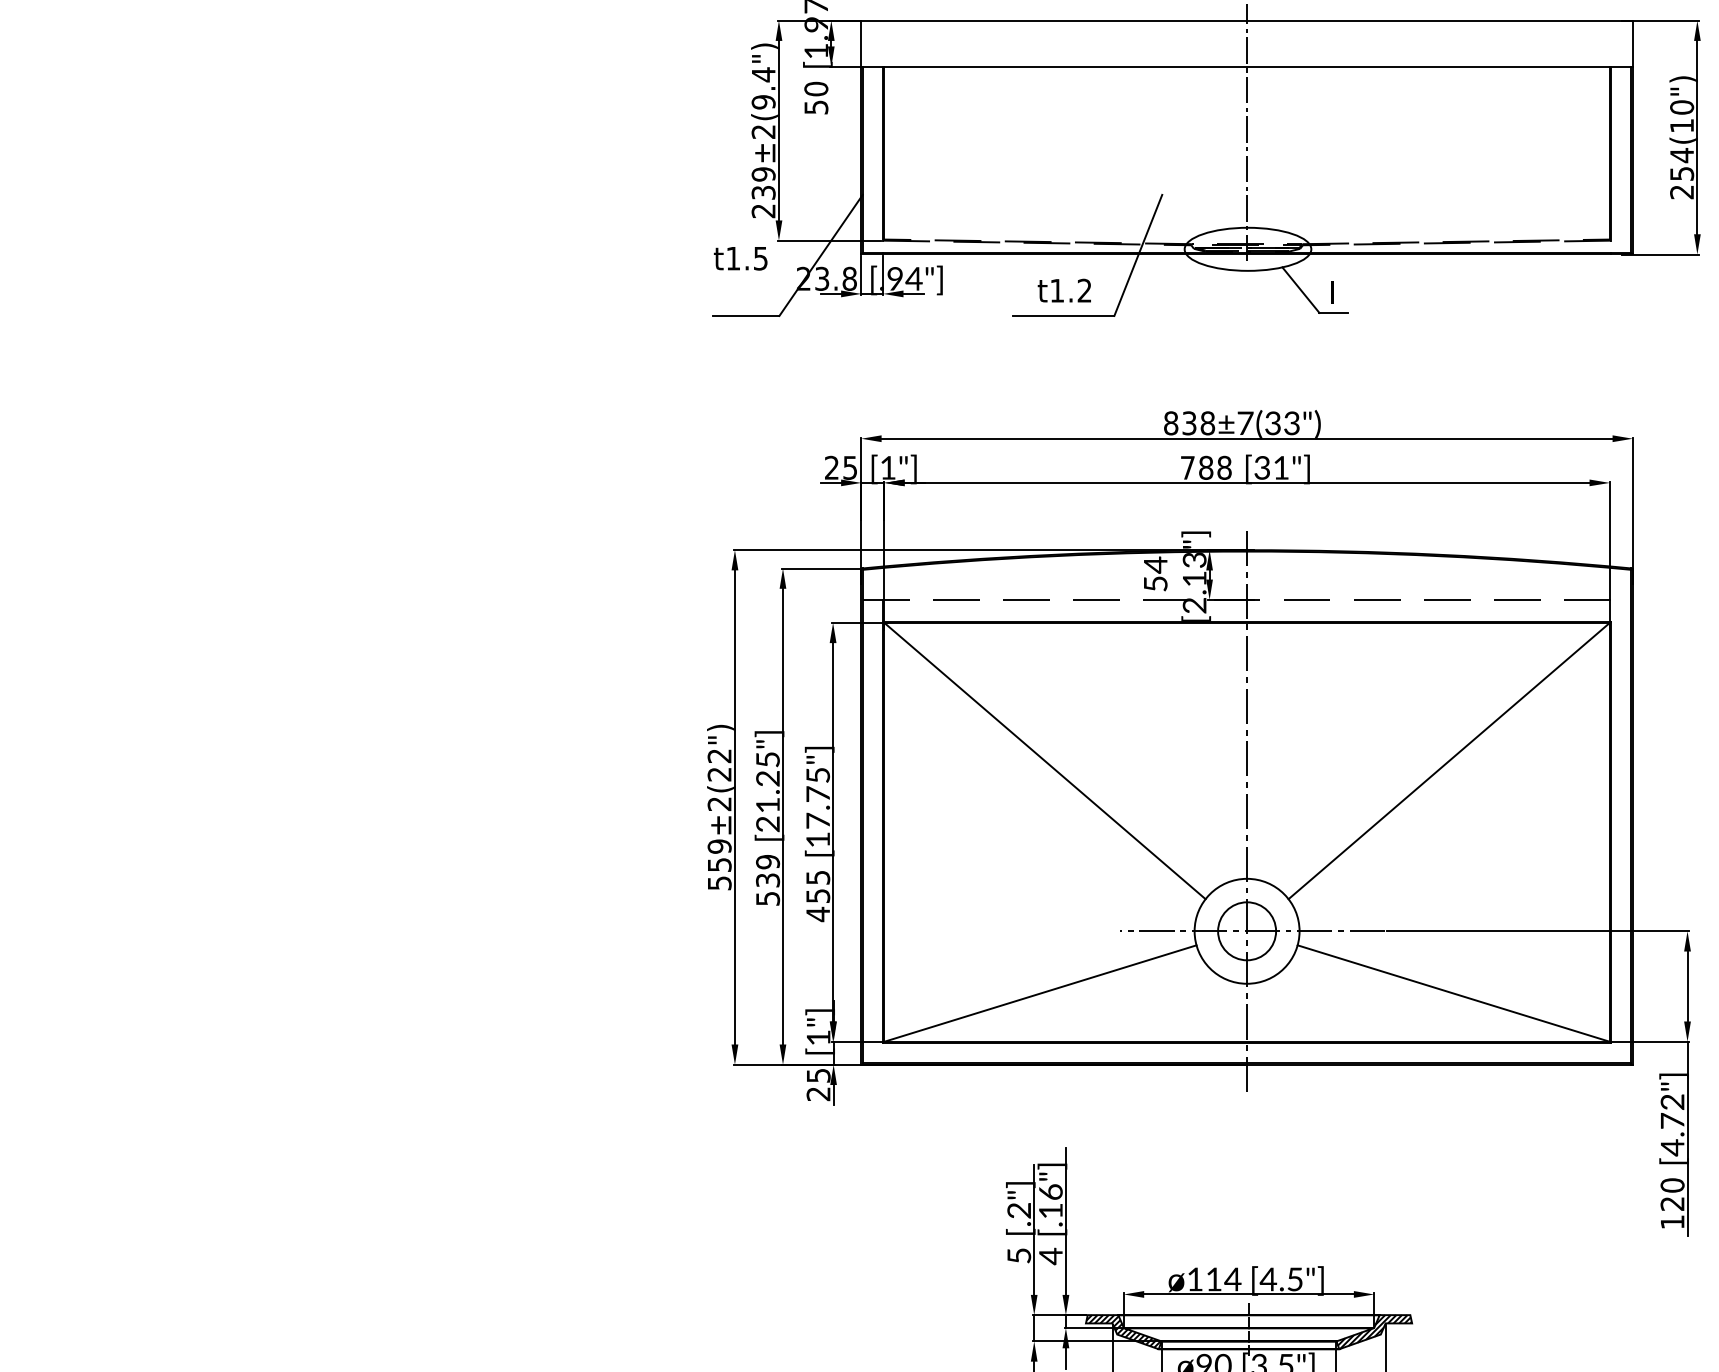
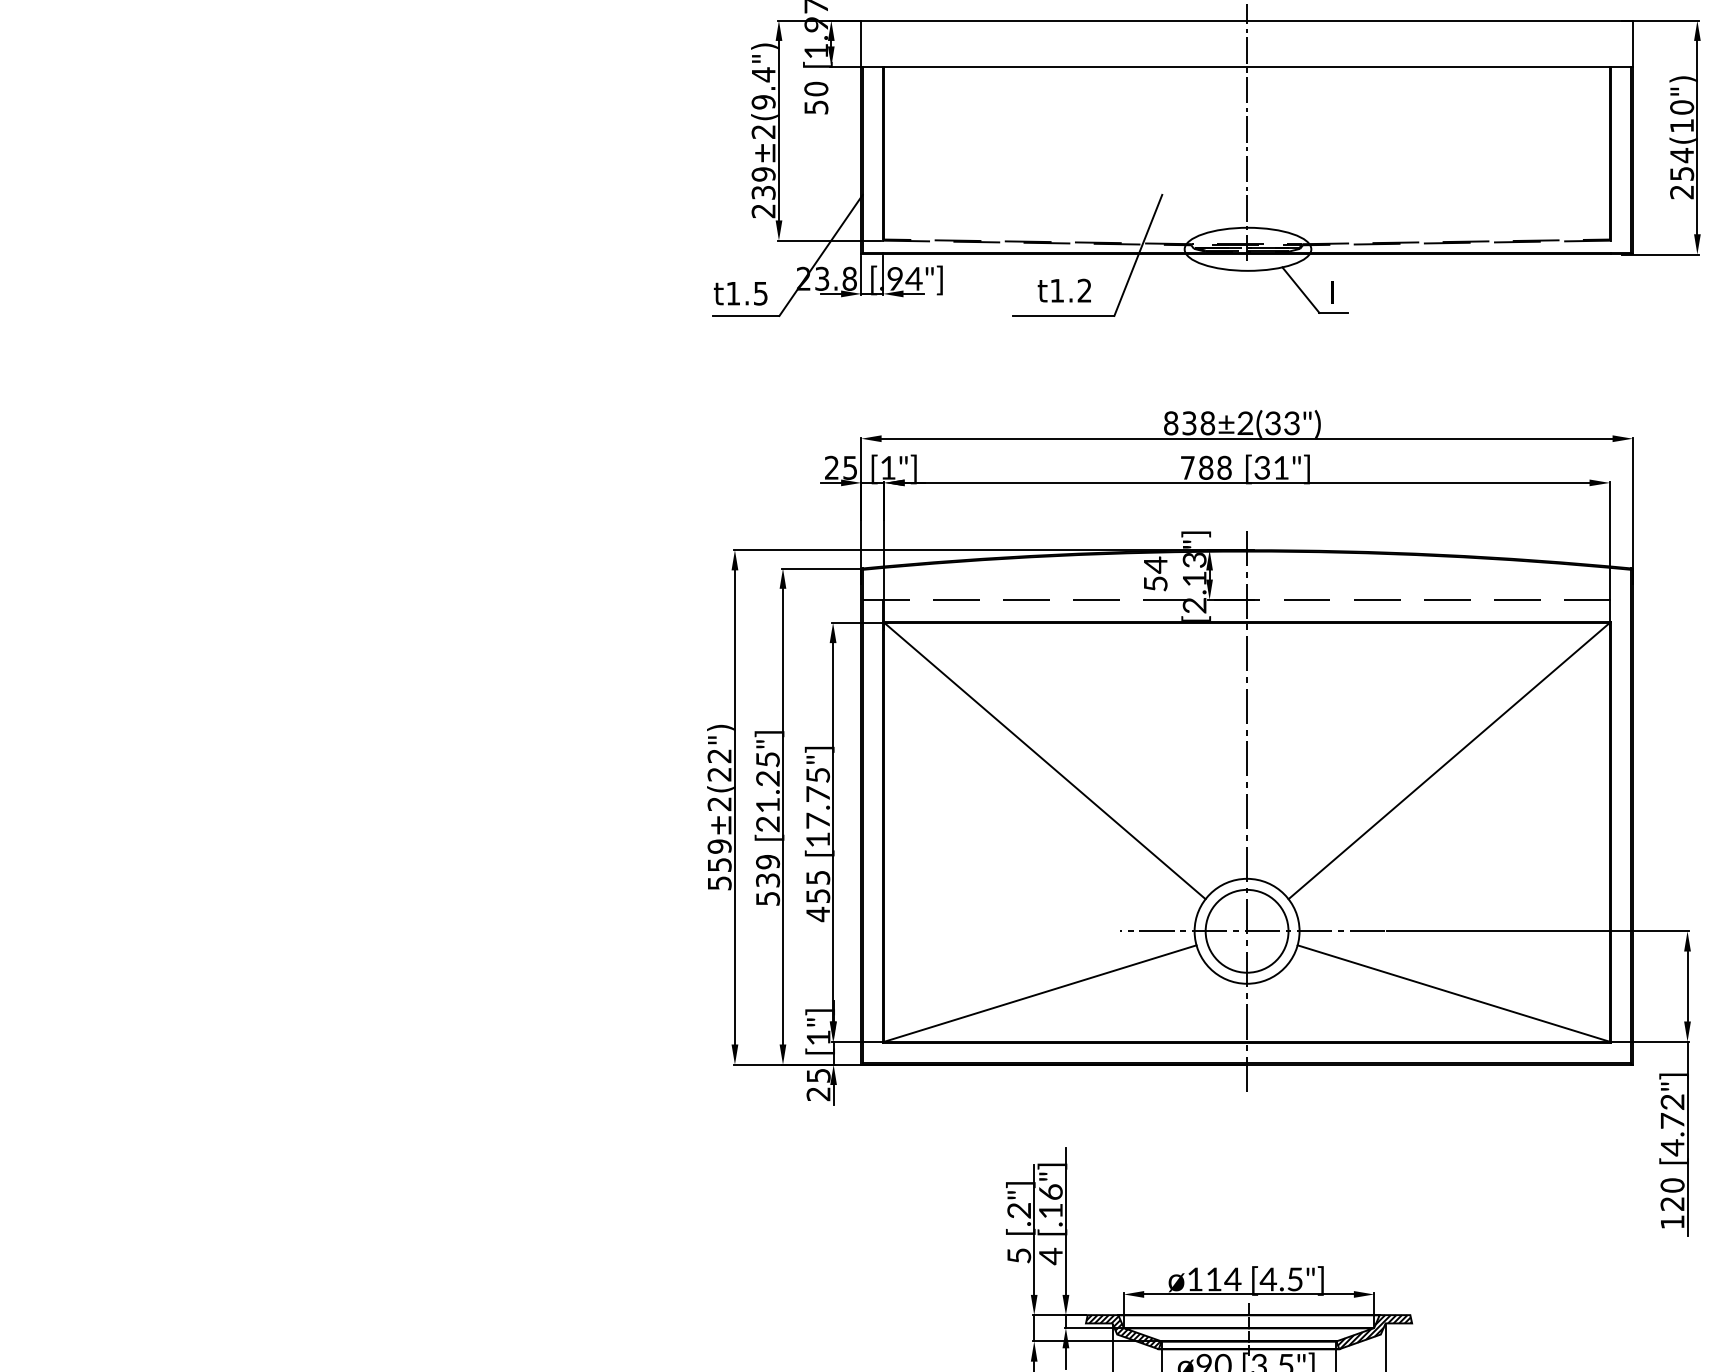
text position: (740, 258) -> (740, 293) (740, 293)
text: ±7(33") -> ±2(33") (1245, 422)
circle diameter: 58 px -> 83 px (1246, 930)
